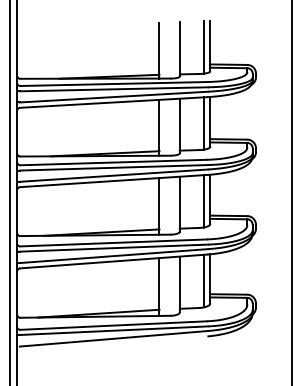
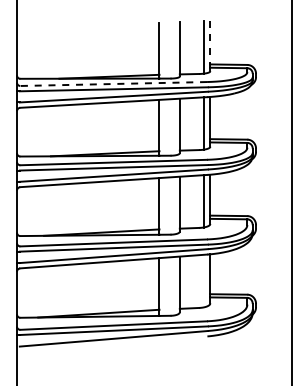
line: solid -> dashed (210, 42)
line: solid -> dashed (113, 84)
line: present -> none (10, 192)
line: present -> none (203, 280)
